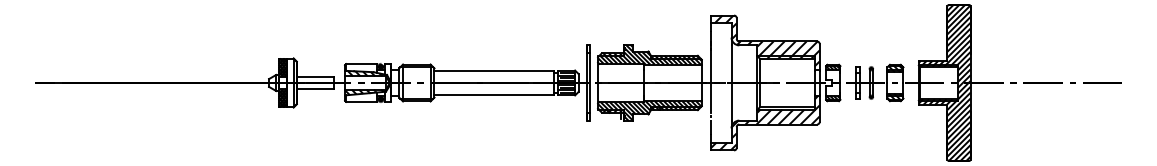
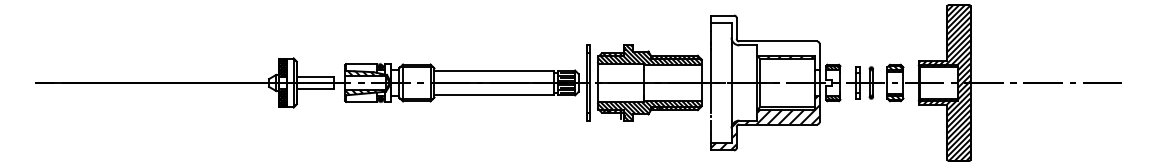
hatch: present -> none (764, 40)
